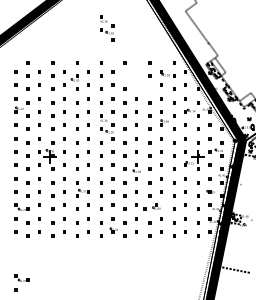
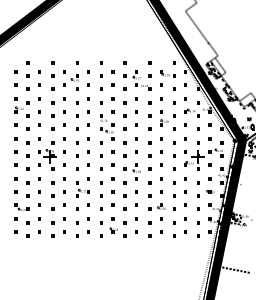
part: present -> none (107, 28)
part: none -> present (137, 80)
part position: (151, 206) -> (156, 206) (156, 206)
part: present -> none (21, 282)
